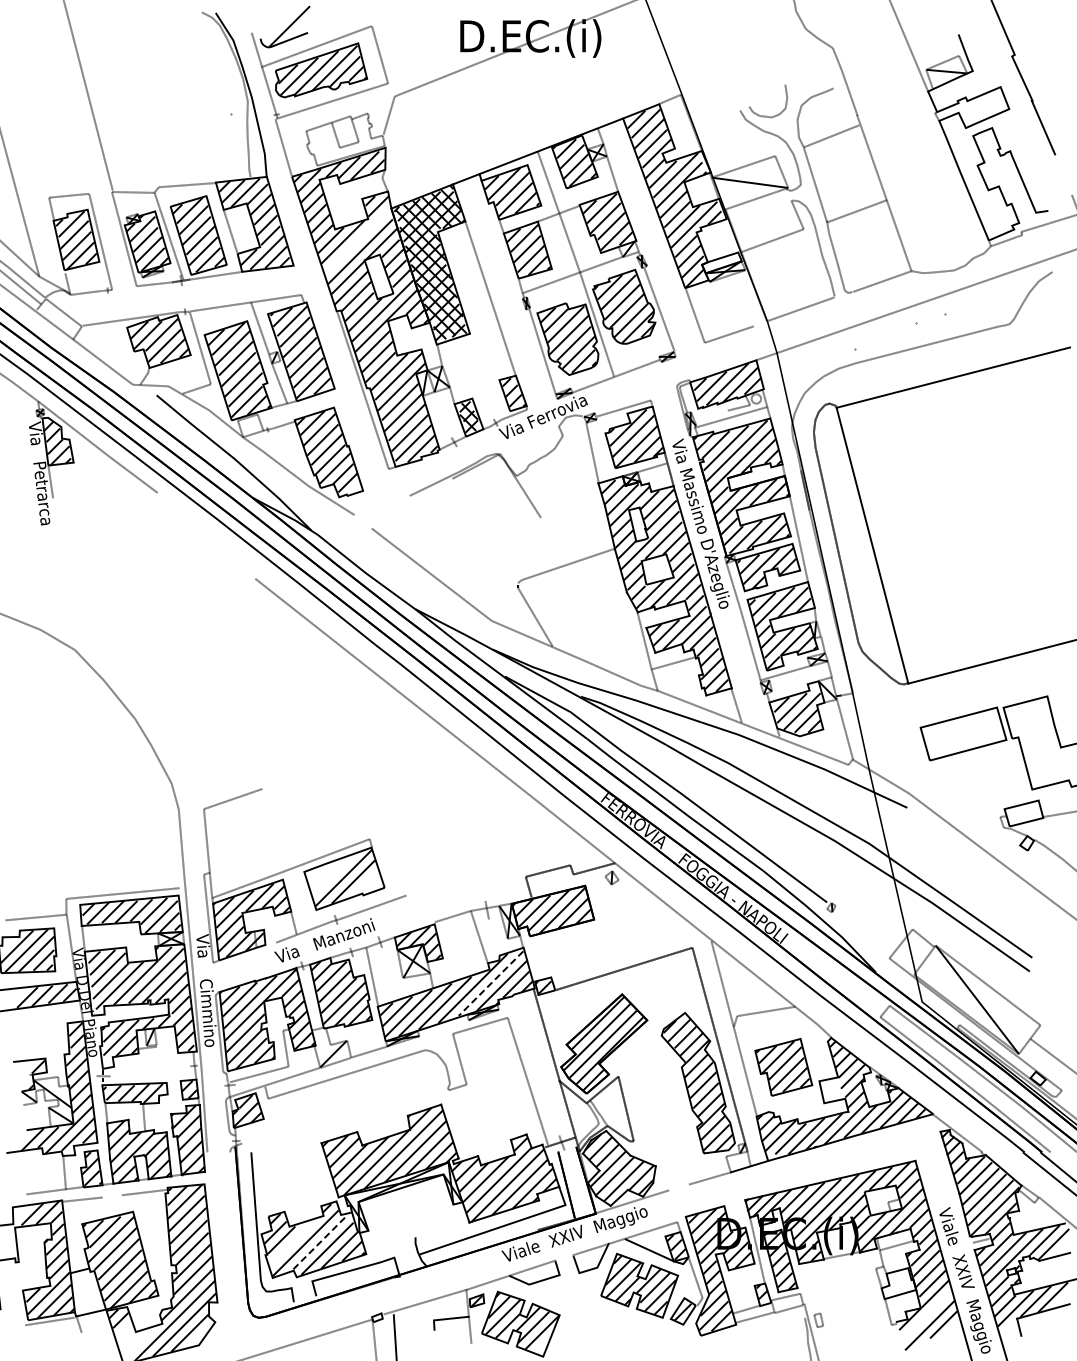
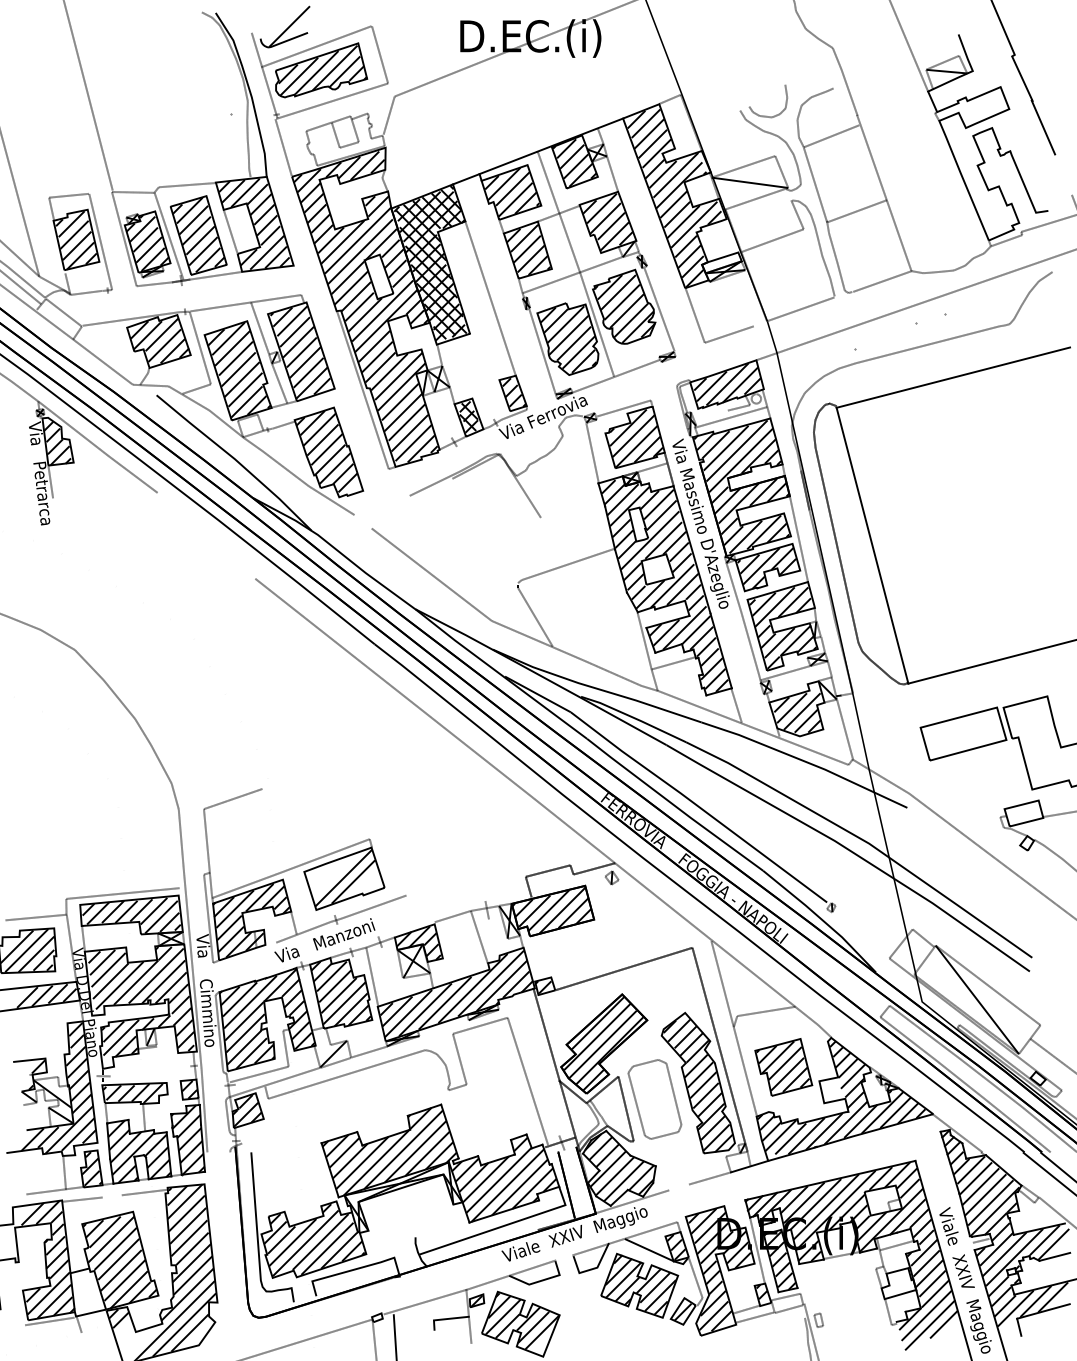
line: none -> present (357, 240)
line: dashed -> solid (491, 983)
part: none -> present (654, 1099)
line: none -> present (292, 1242)
line: dashed -> solid (320, 1242)
line: none -> present (926, 1315)
